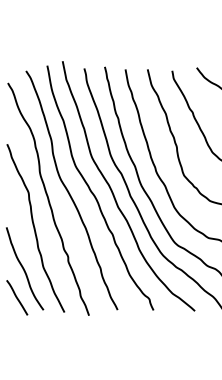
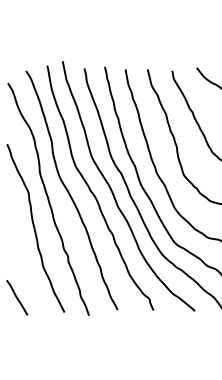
curve: present -> none (24, 268)
